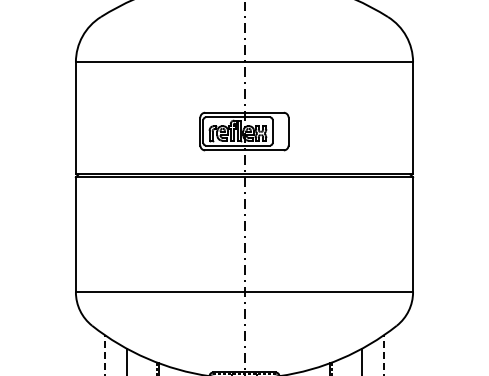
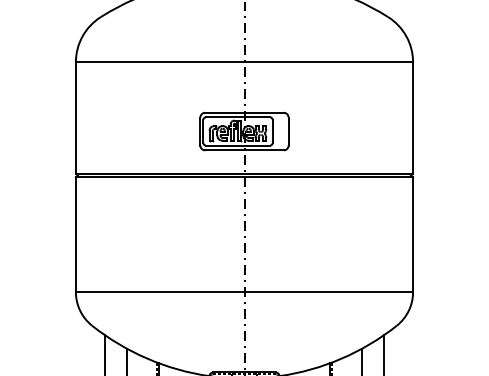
line: dashed -> solid (104, 354)
line: dashed -> solid (384, 354)
